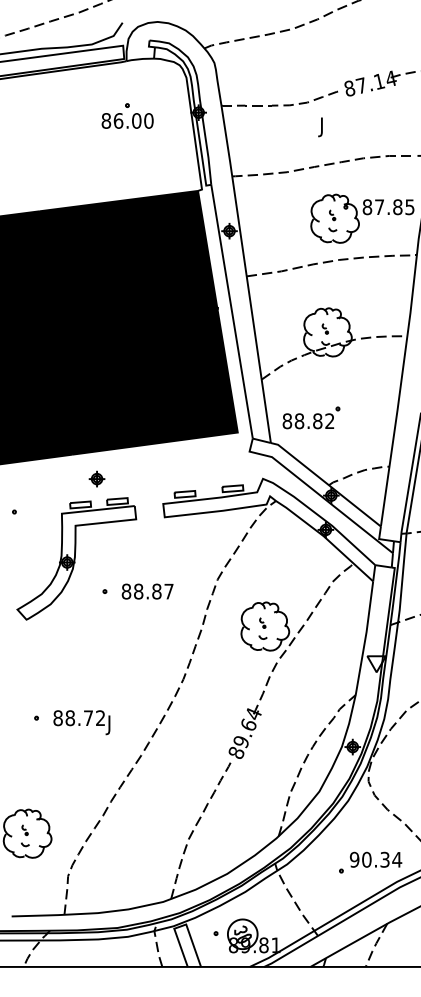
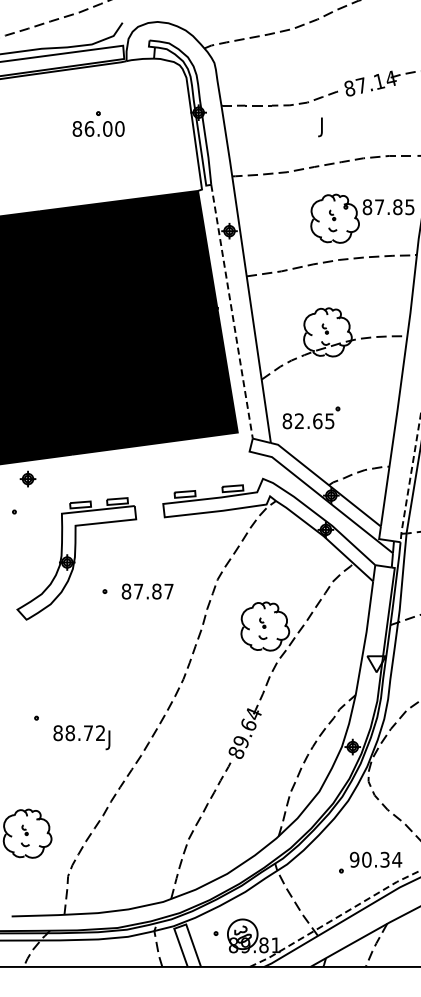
part position: (127, 115) -> (98, 123) (98, 123)
line: solid -> dashed (232, 311)
text: 88.82 -> 82.65 (314, 421)
part position: (96, 478) -> (27, 478) (27, 478)
line: solid -> dashed (410, 478)
text: 88.87 -> 87.87 (138, 591)
text position: (81, 722) -> (81, 737) (81, 737)
line: solid -> dashed (335, 918)
